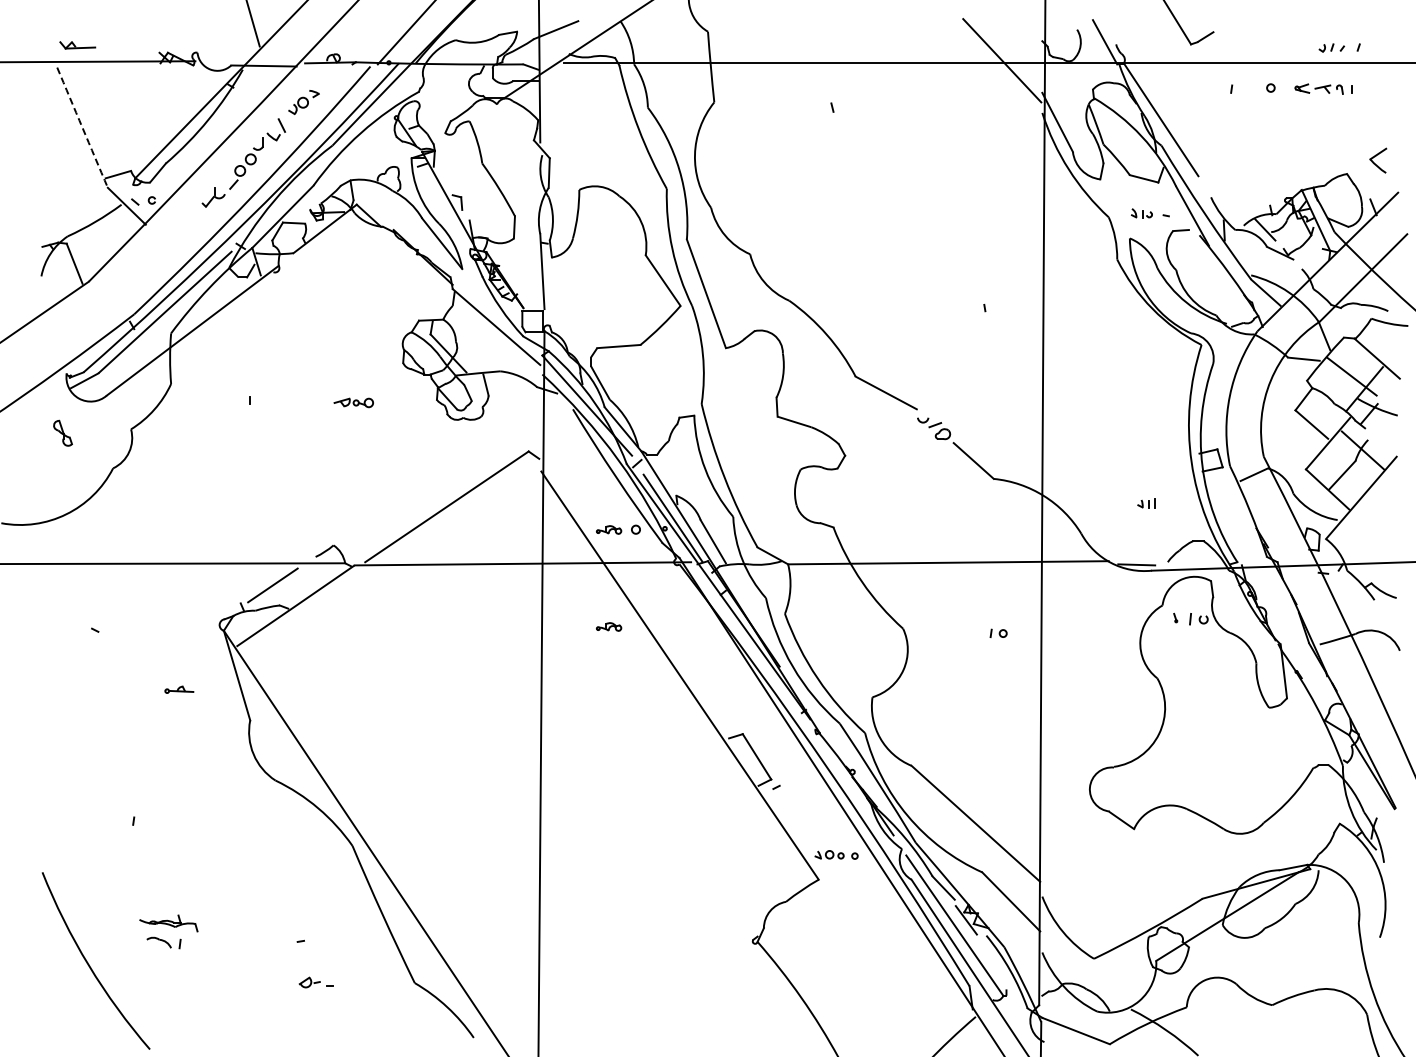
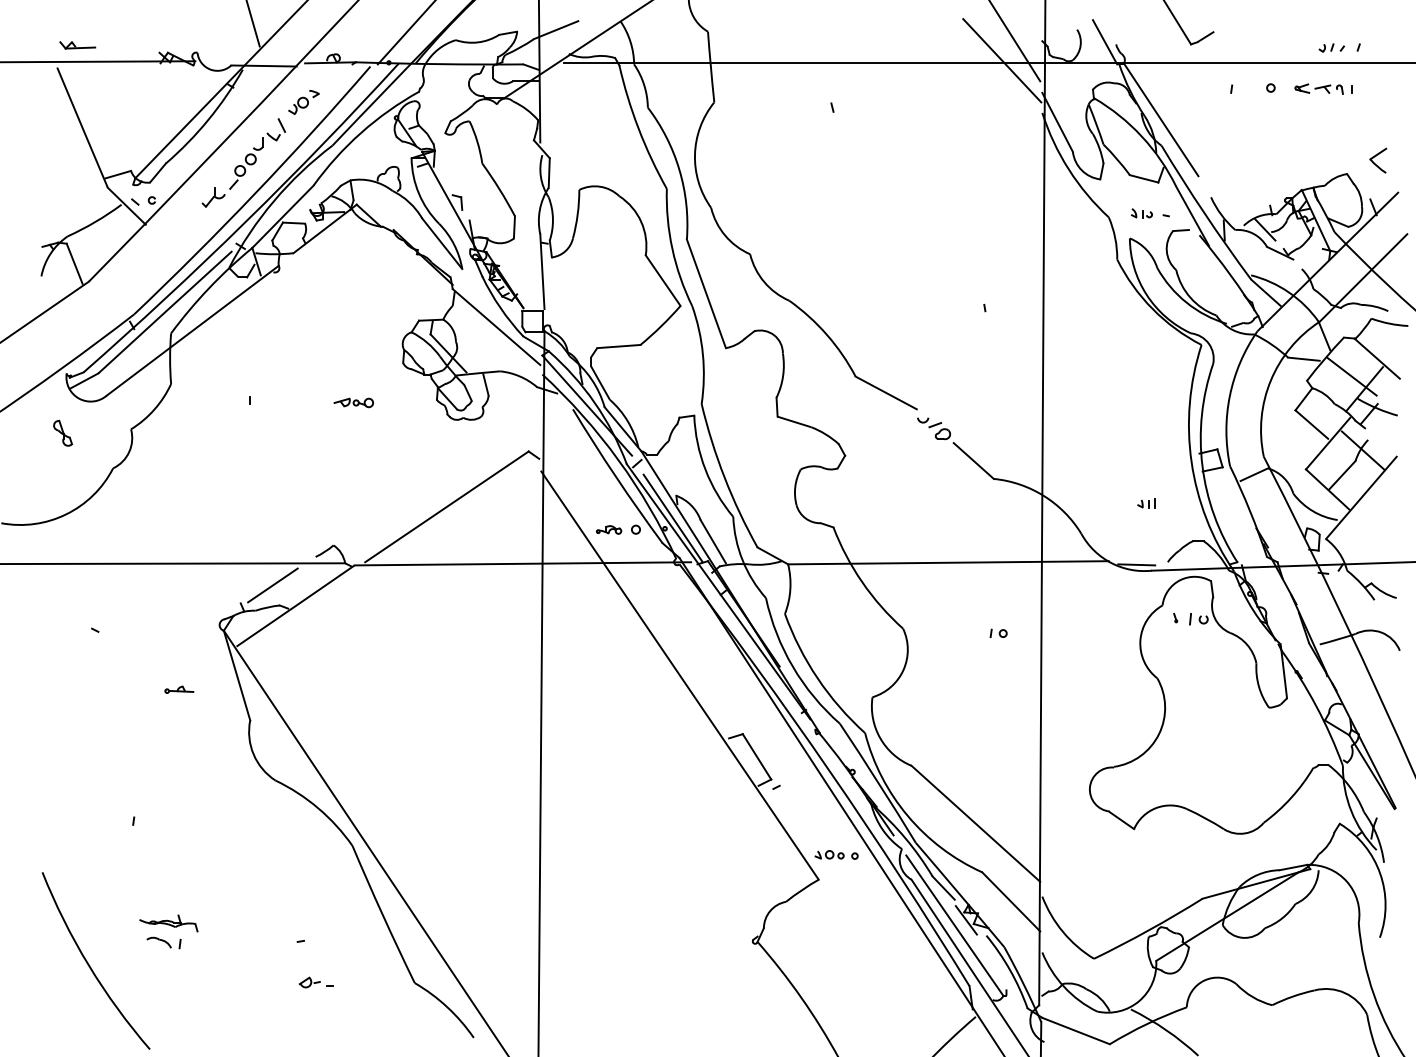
line: none -> present (1015, 41)
arc: dashed -> solid (82, 127)
part: present -> none (609, 626)
